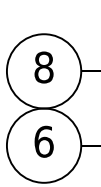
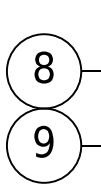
text: 6 -> 9 (43, 141)
